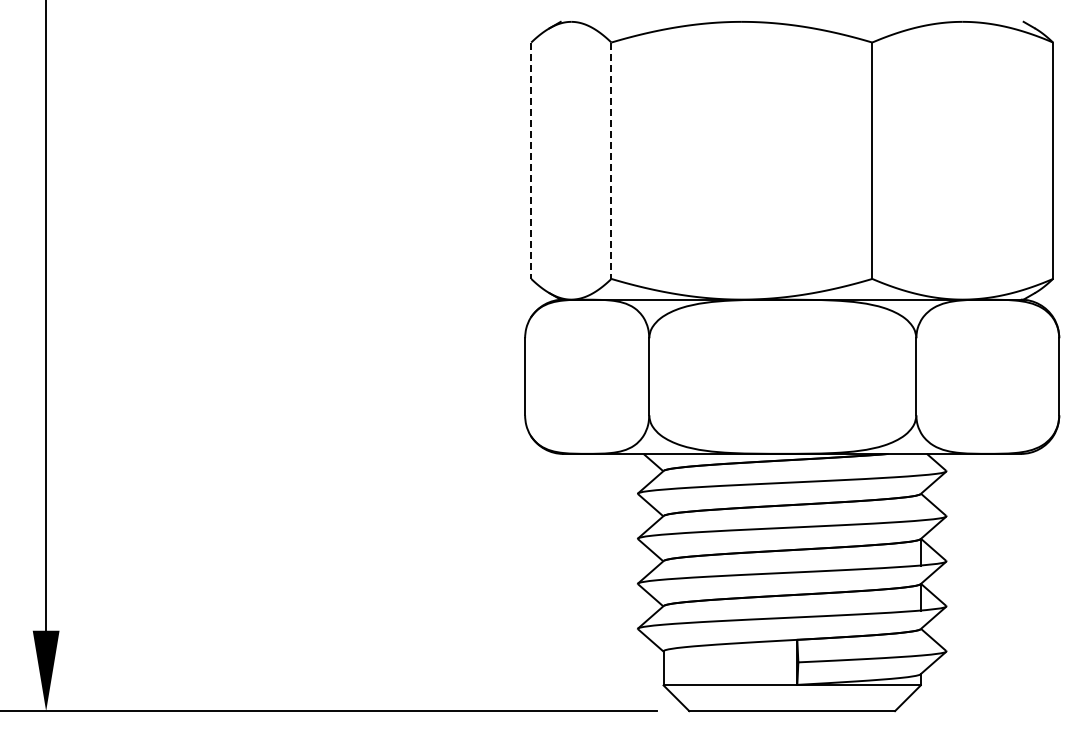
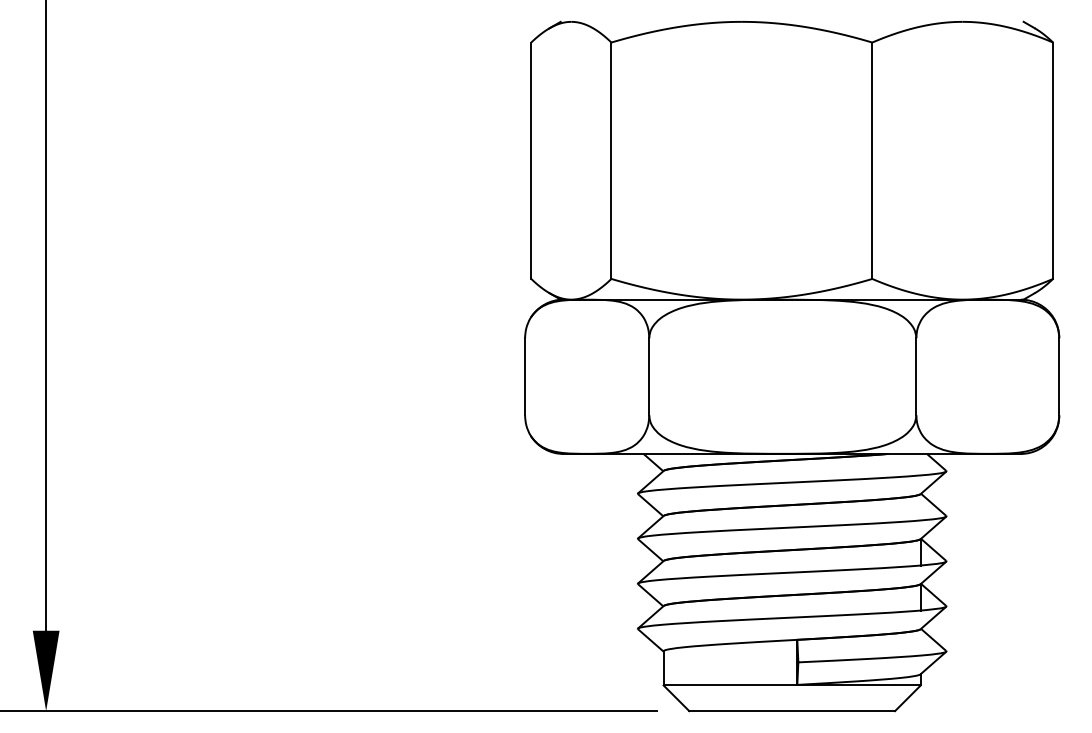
line: dashed -> solid (531, 161)
line: dashed -> solid (611, 161)
